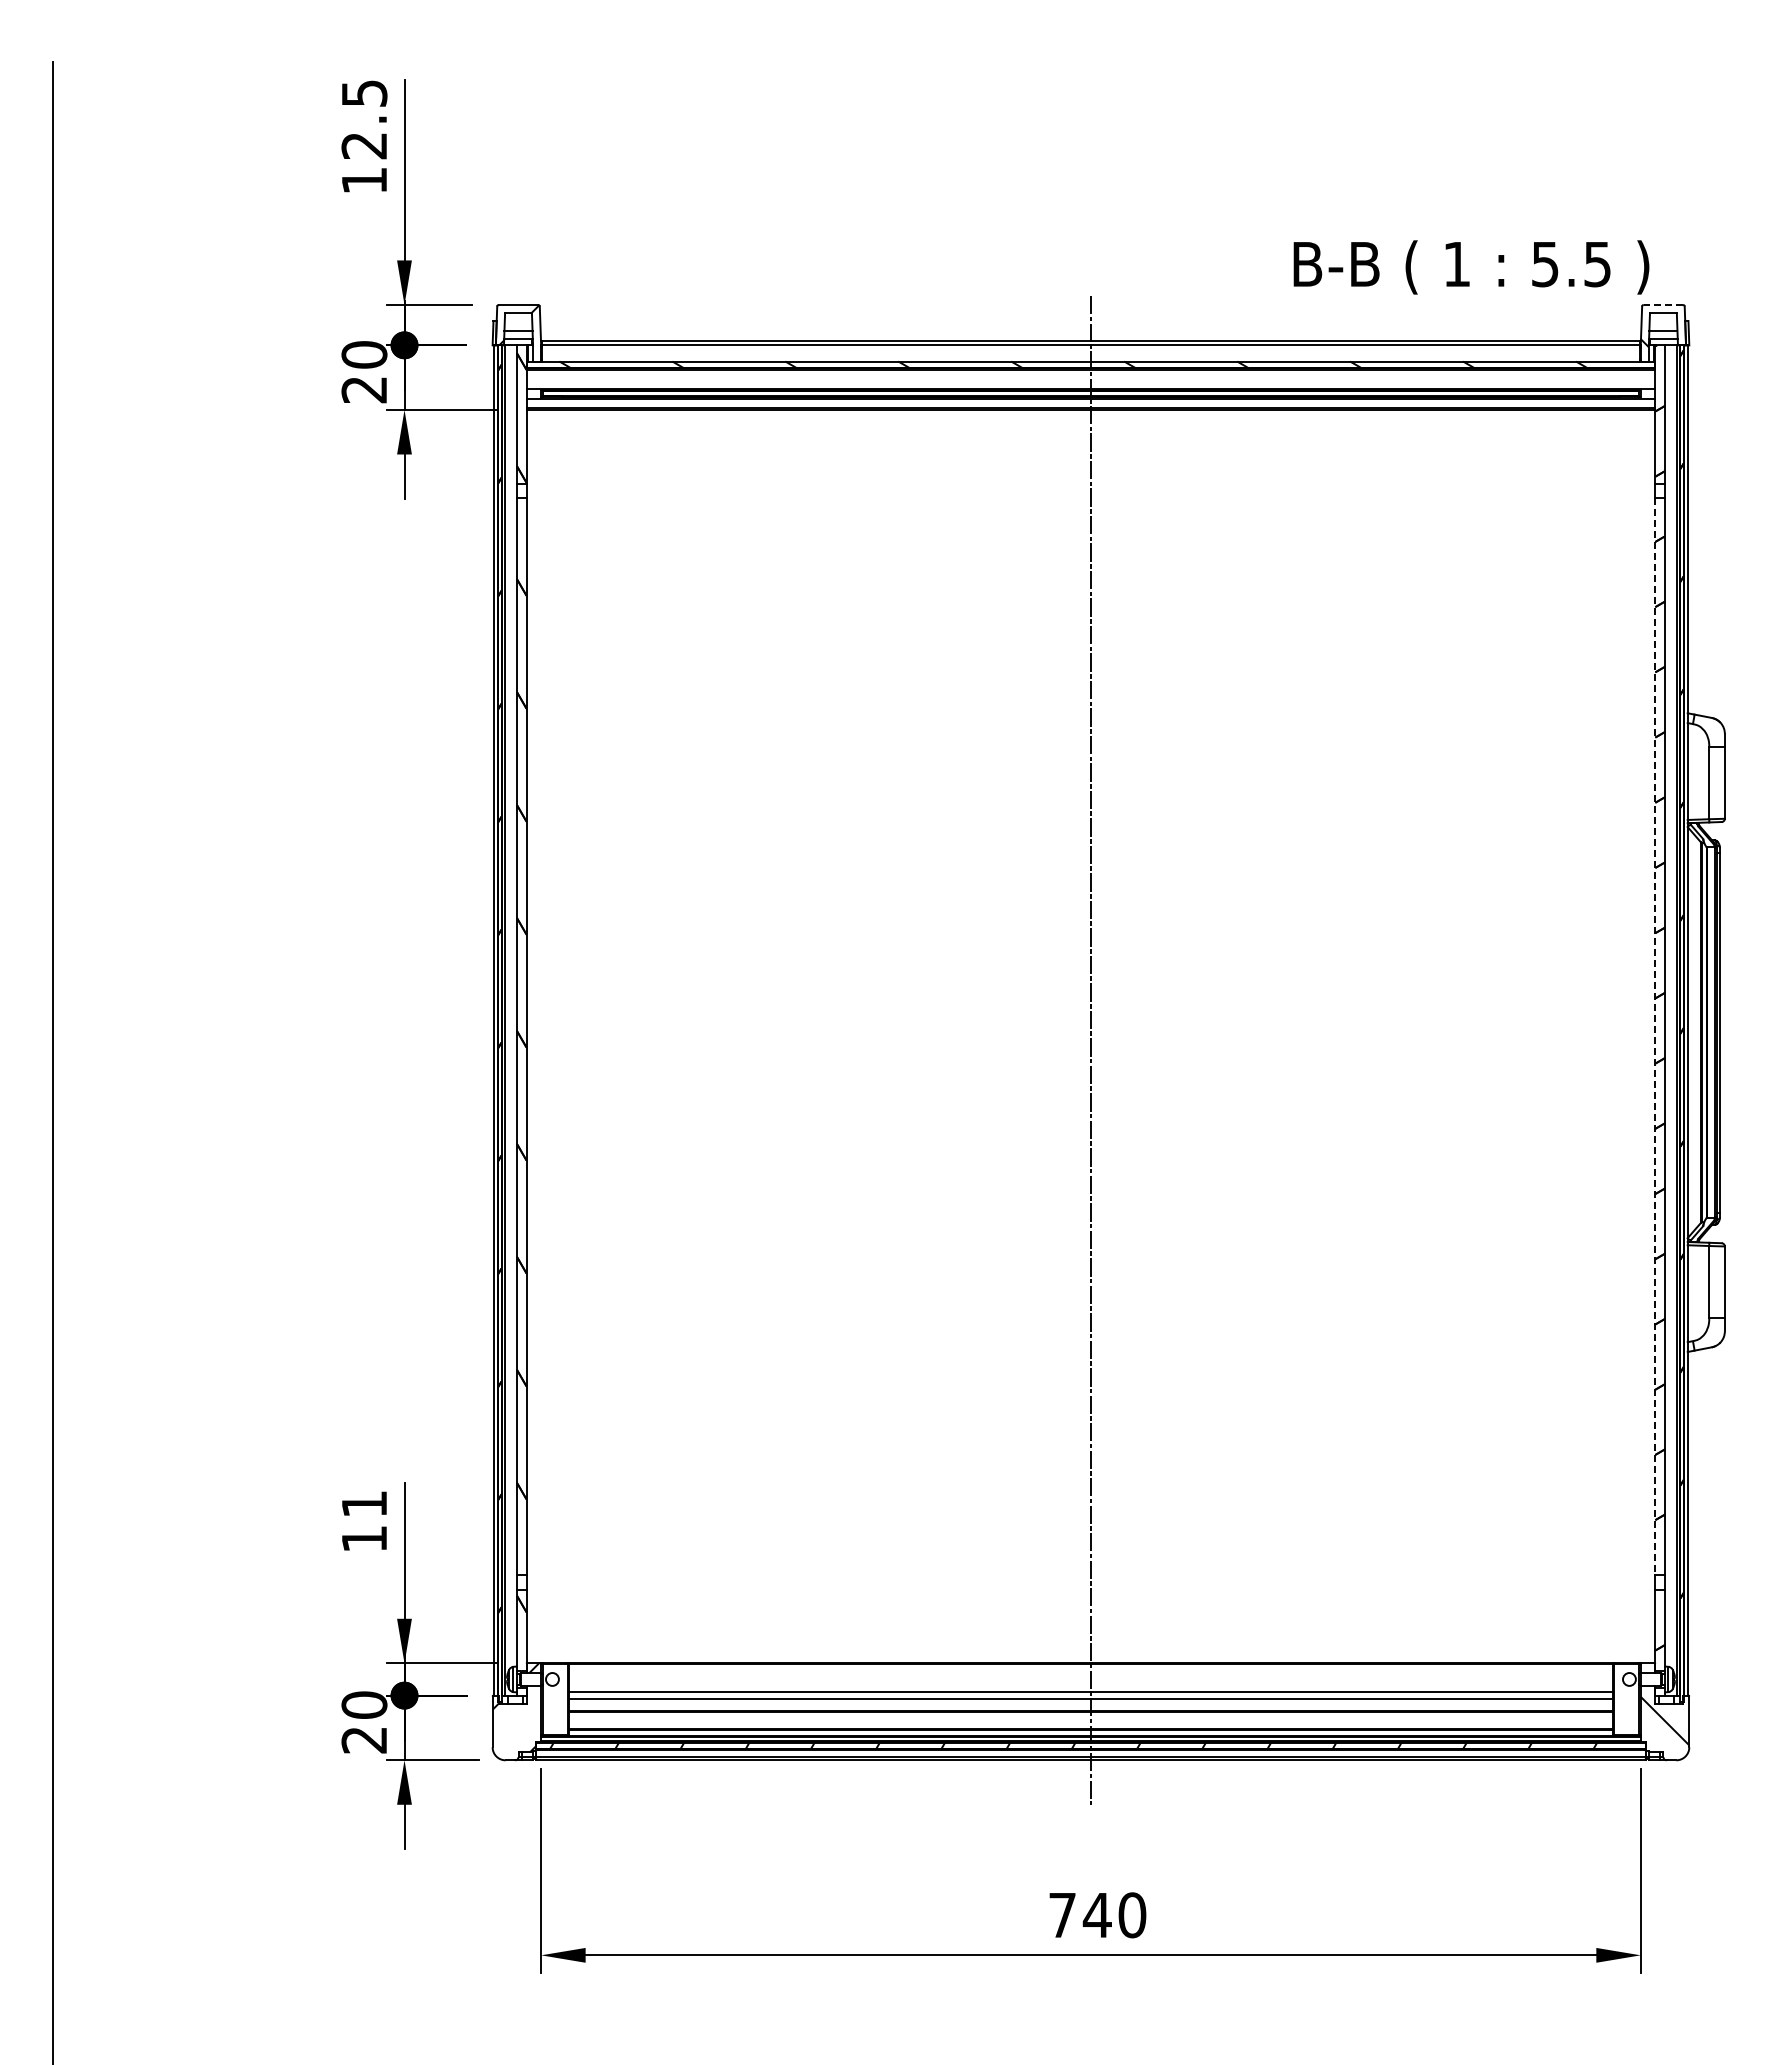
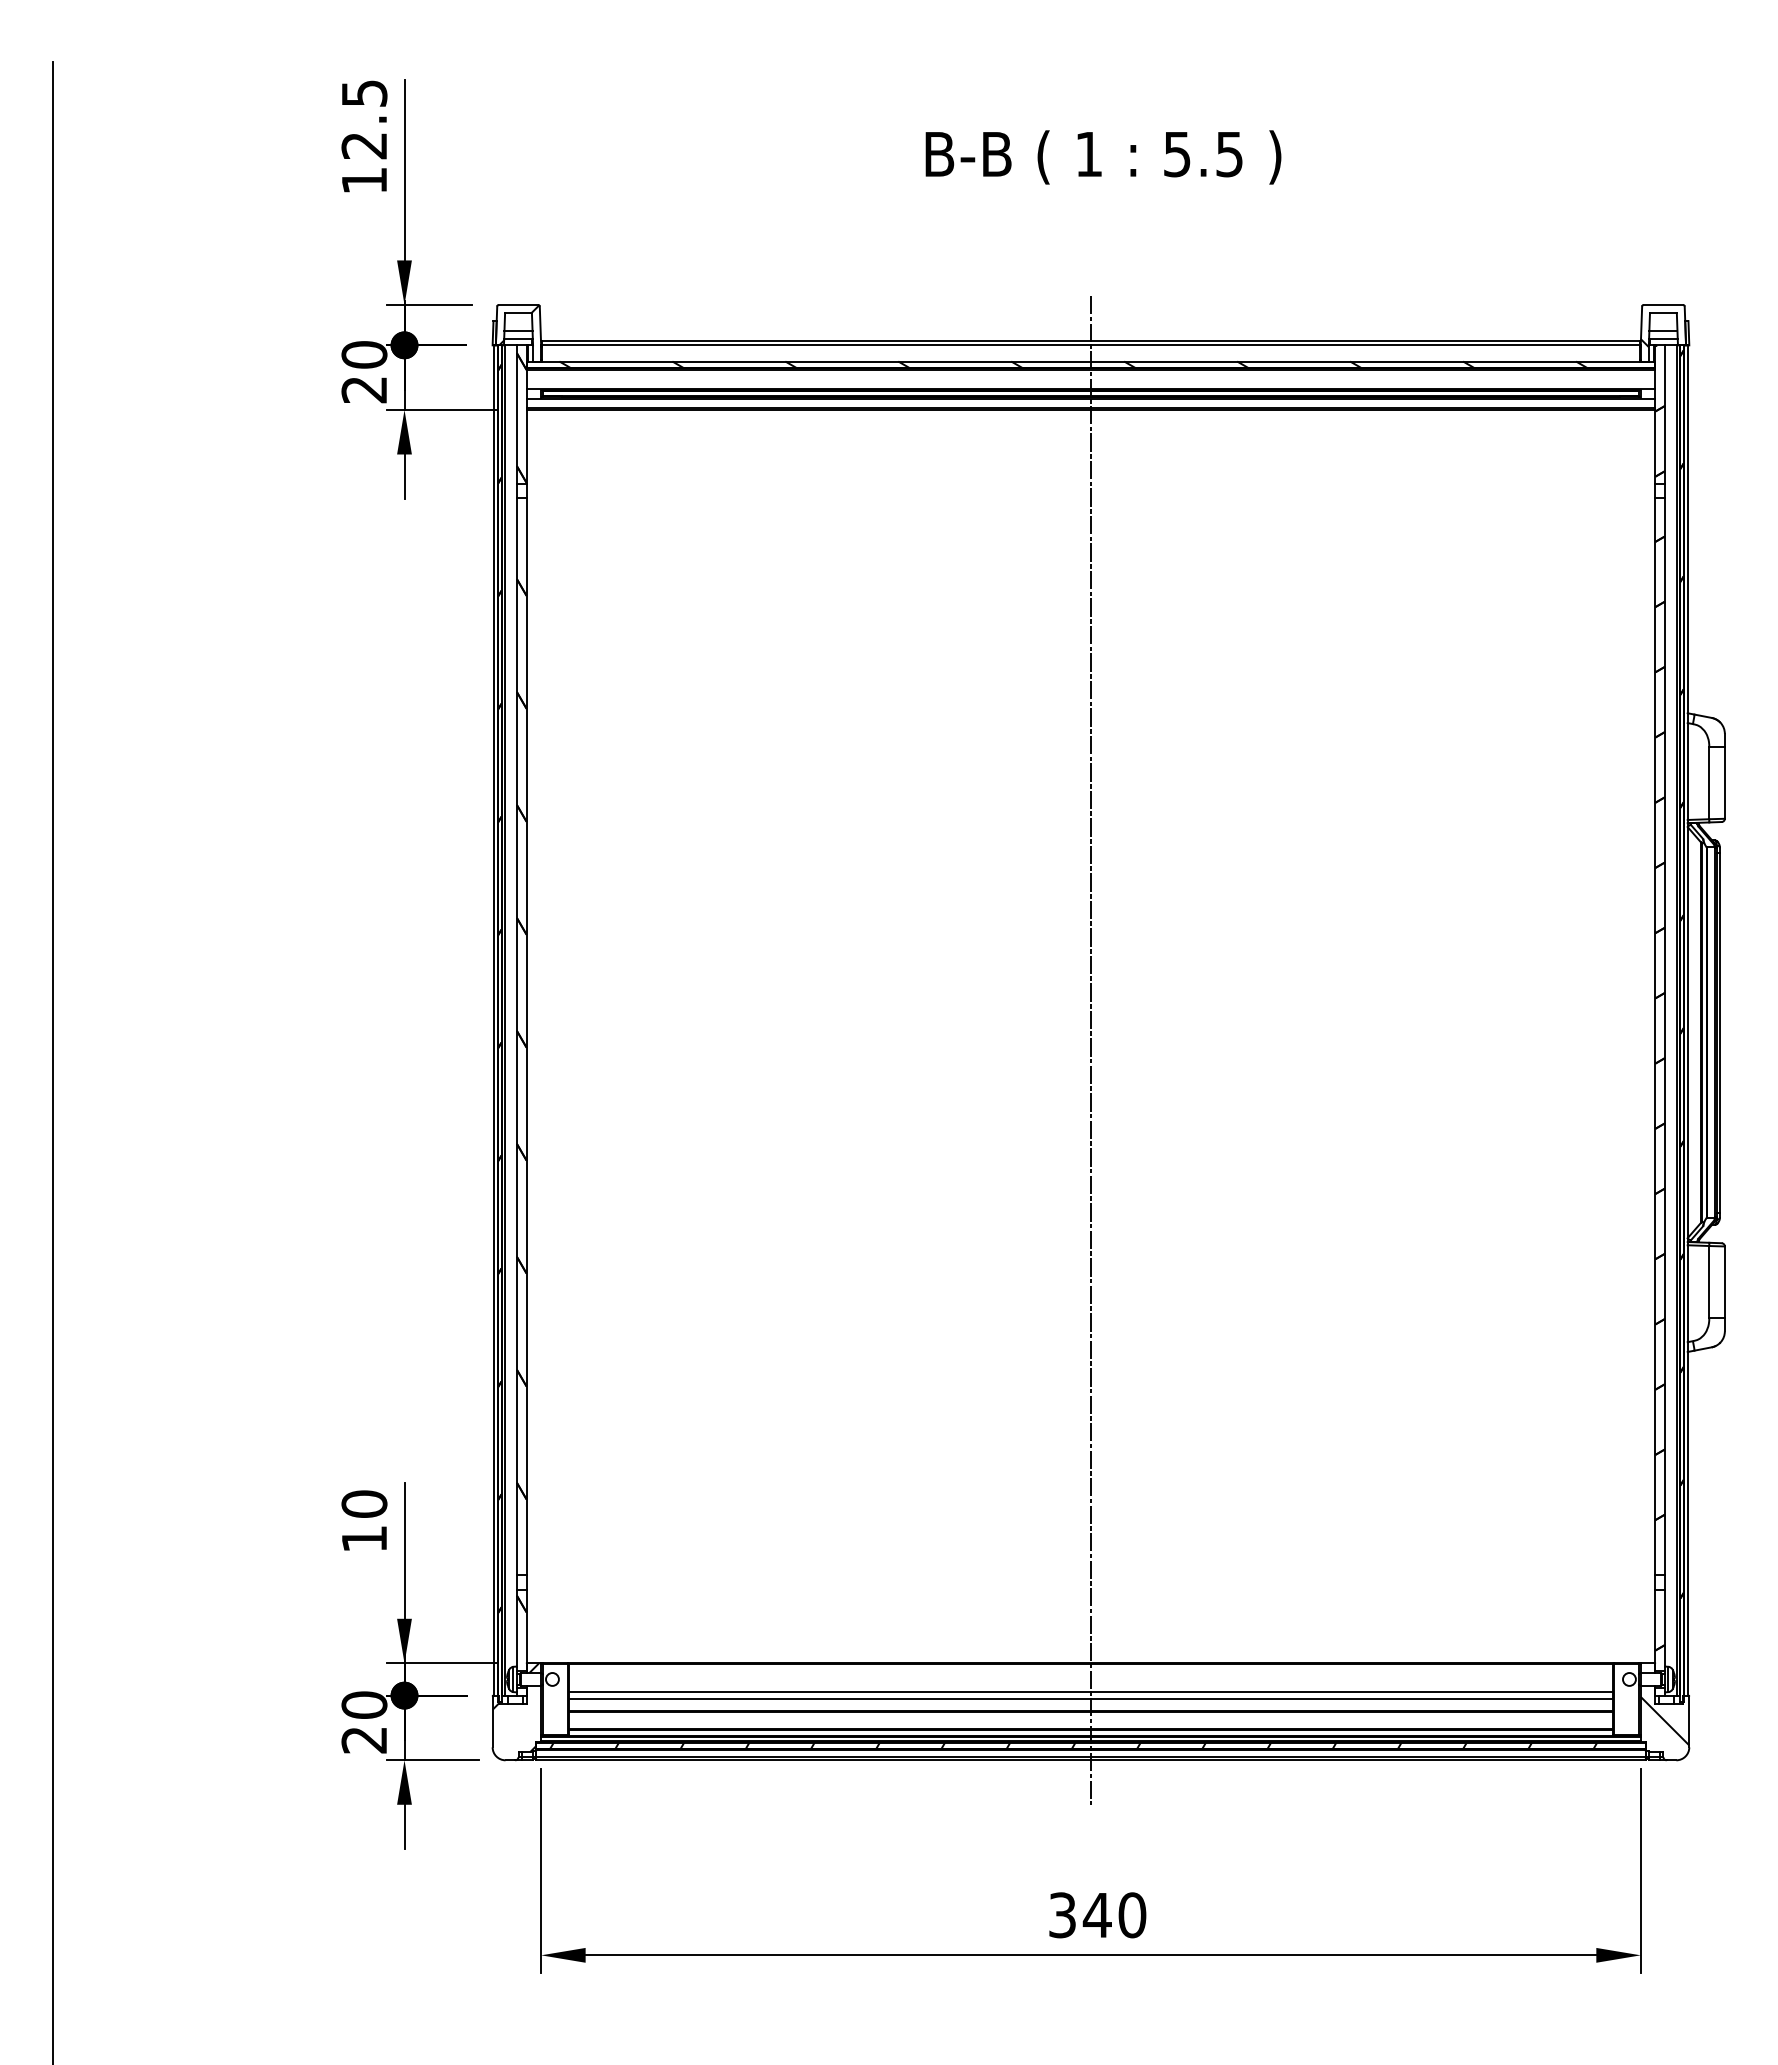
text position: (1471, 267) -> (1103, 157) (1103, 157)
line: dashed -> solid (1663, 304)
line: dashed -> solid (1655, 1037)
text: 11 -> 10 (364, 1503)
text: 740 -> 340 (1062, 1915)
